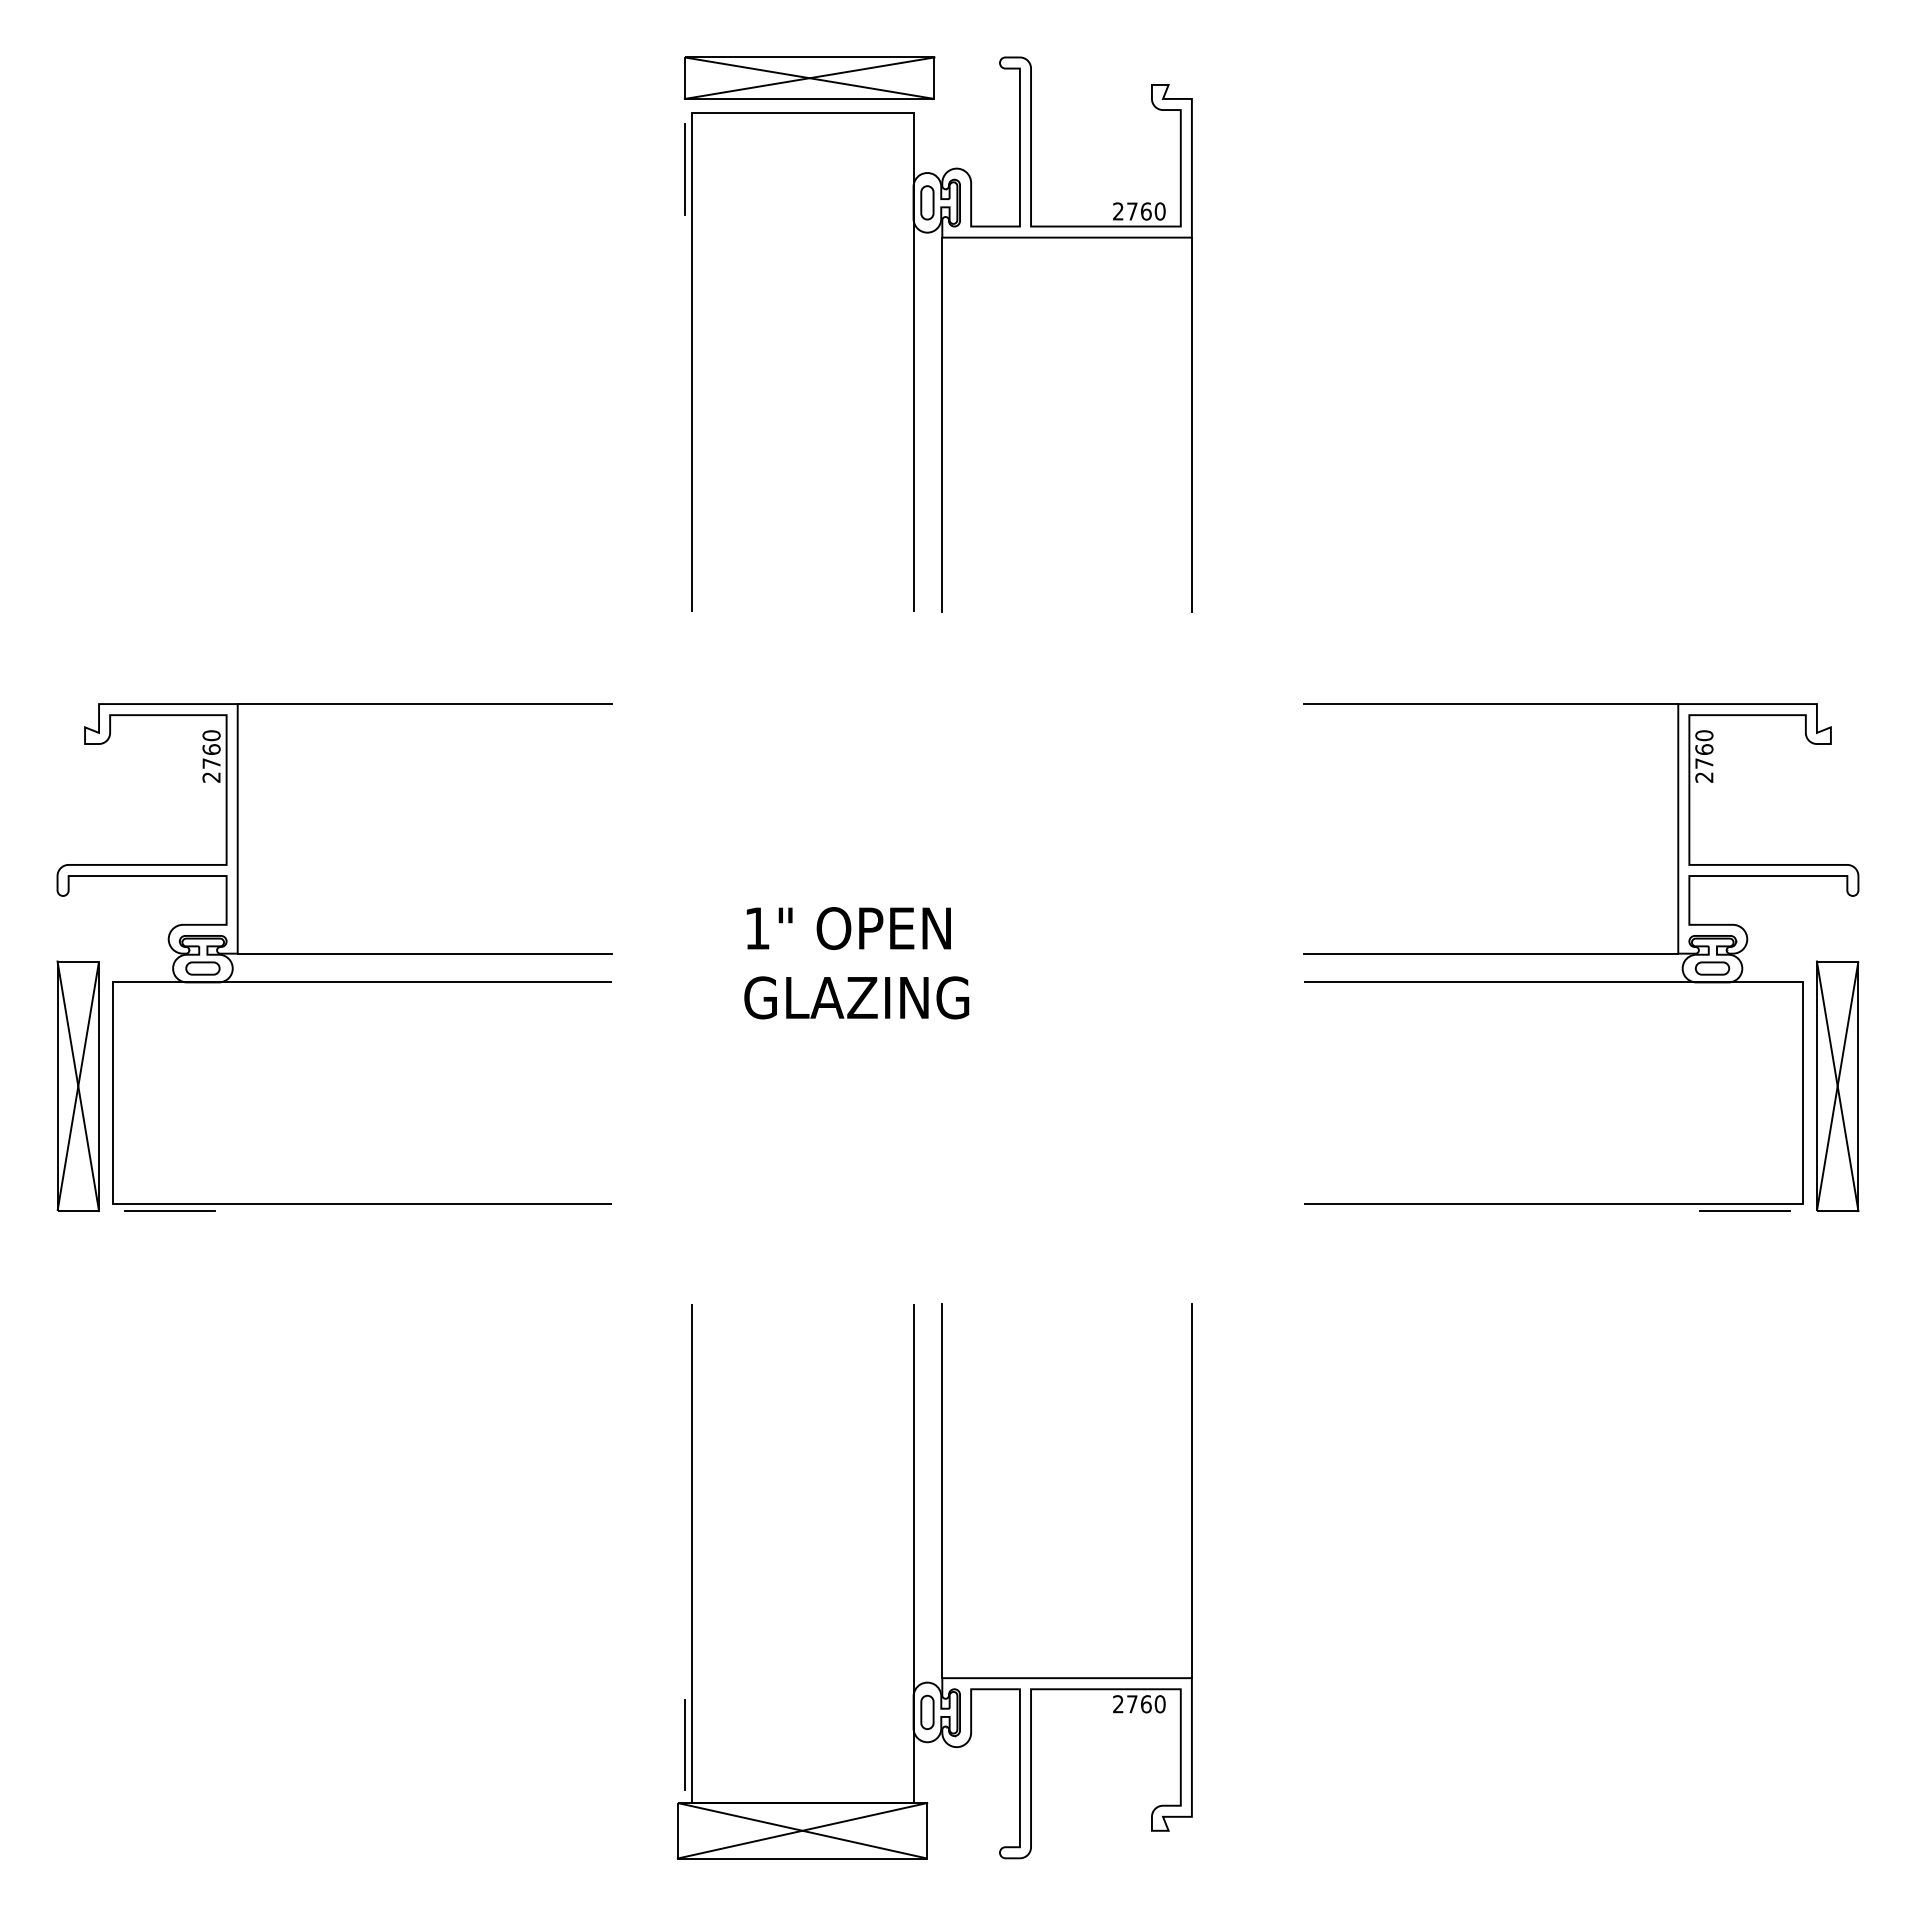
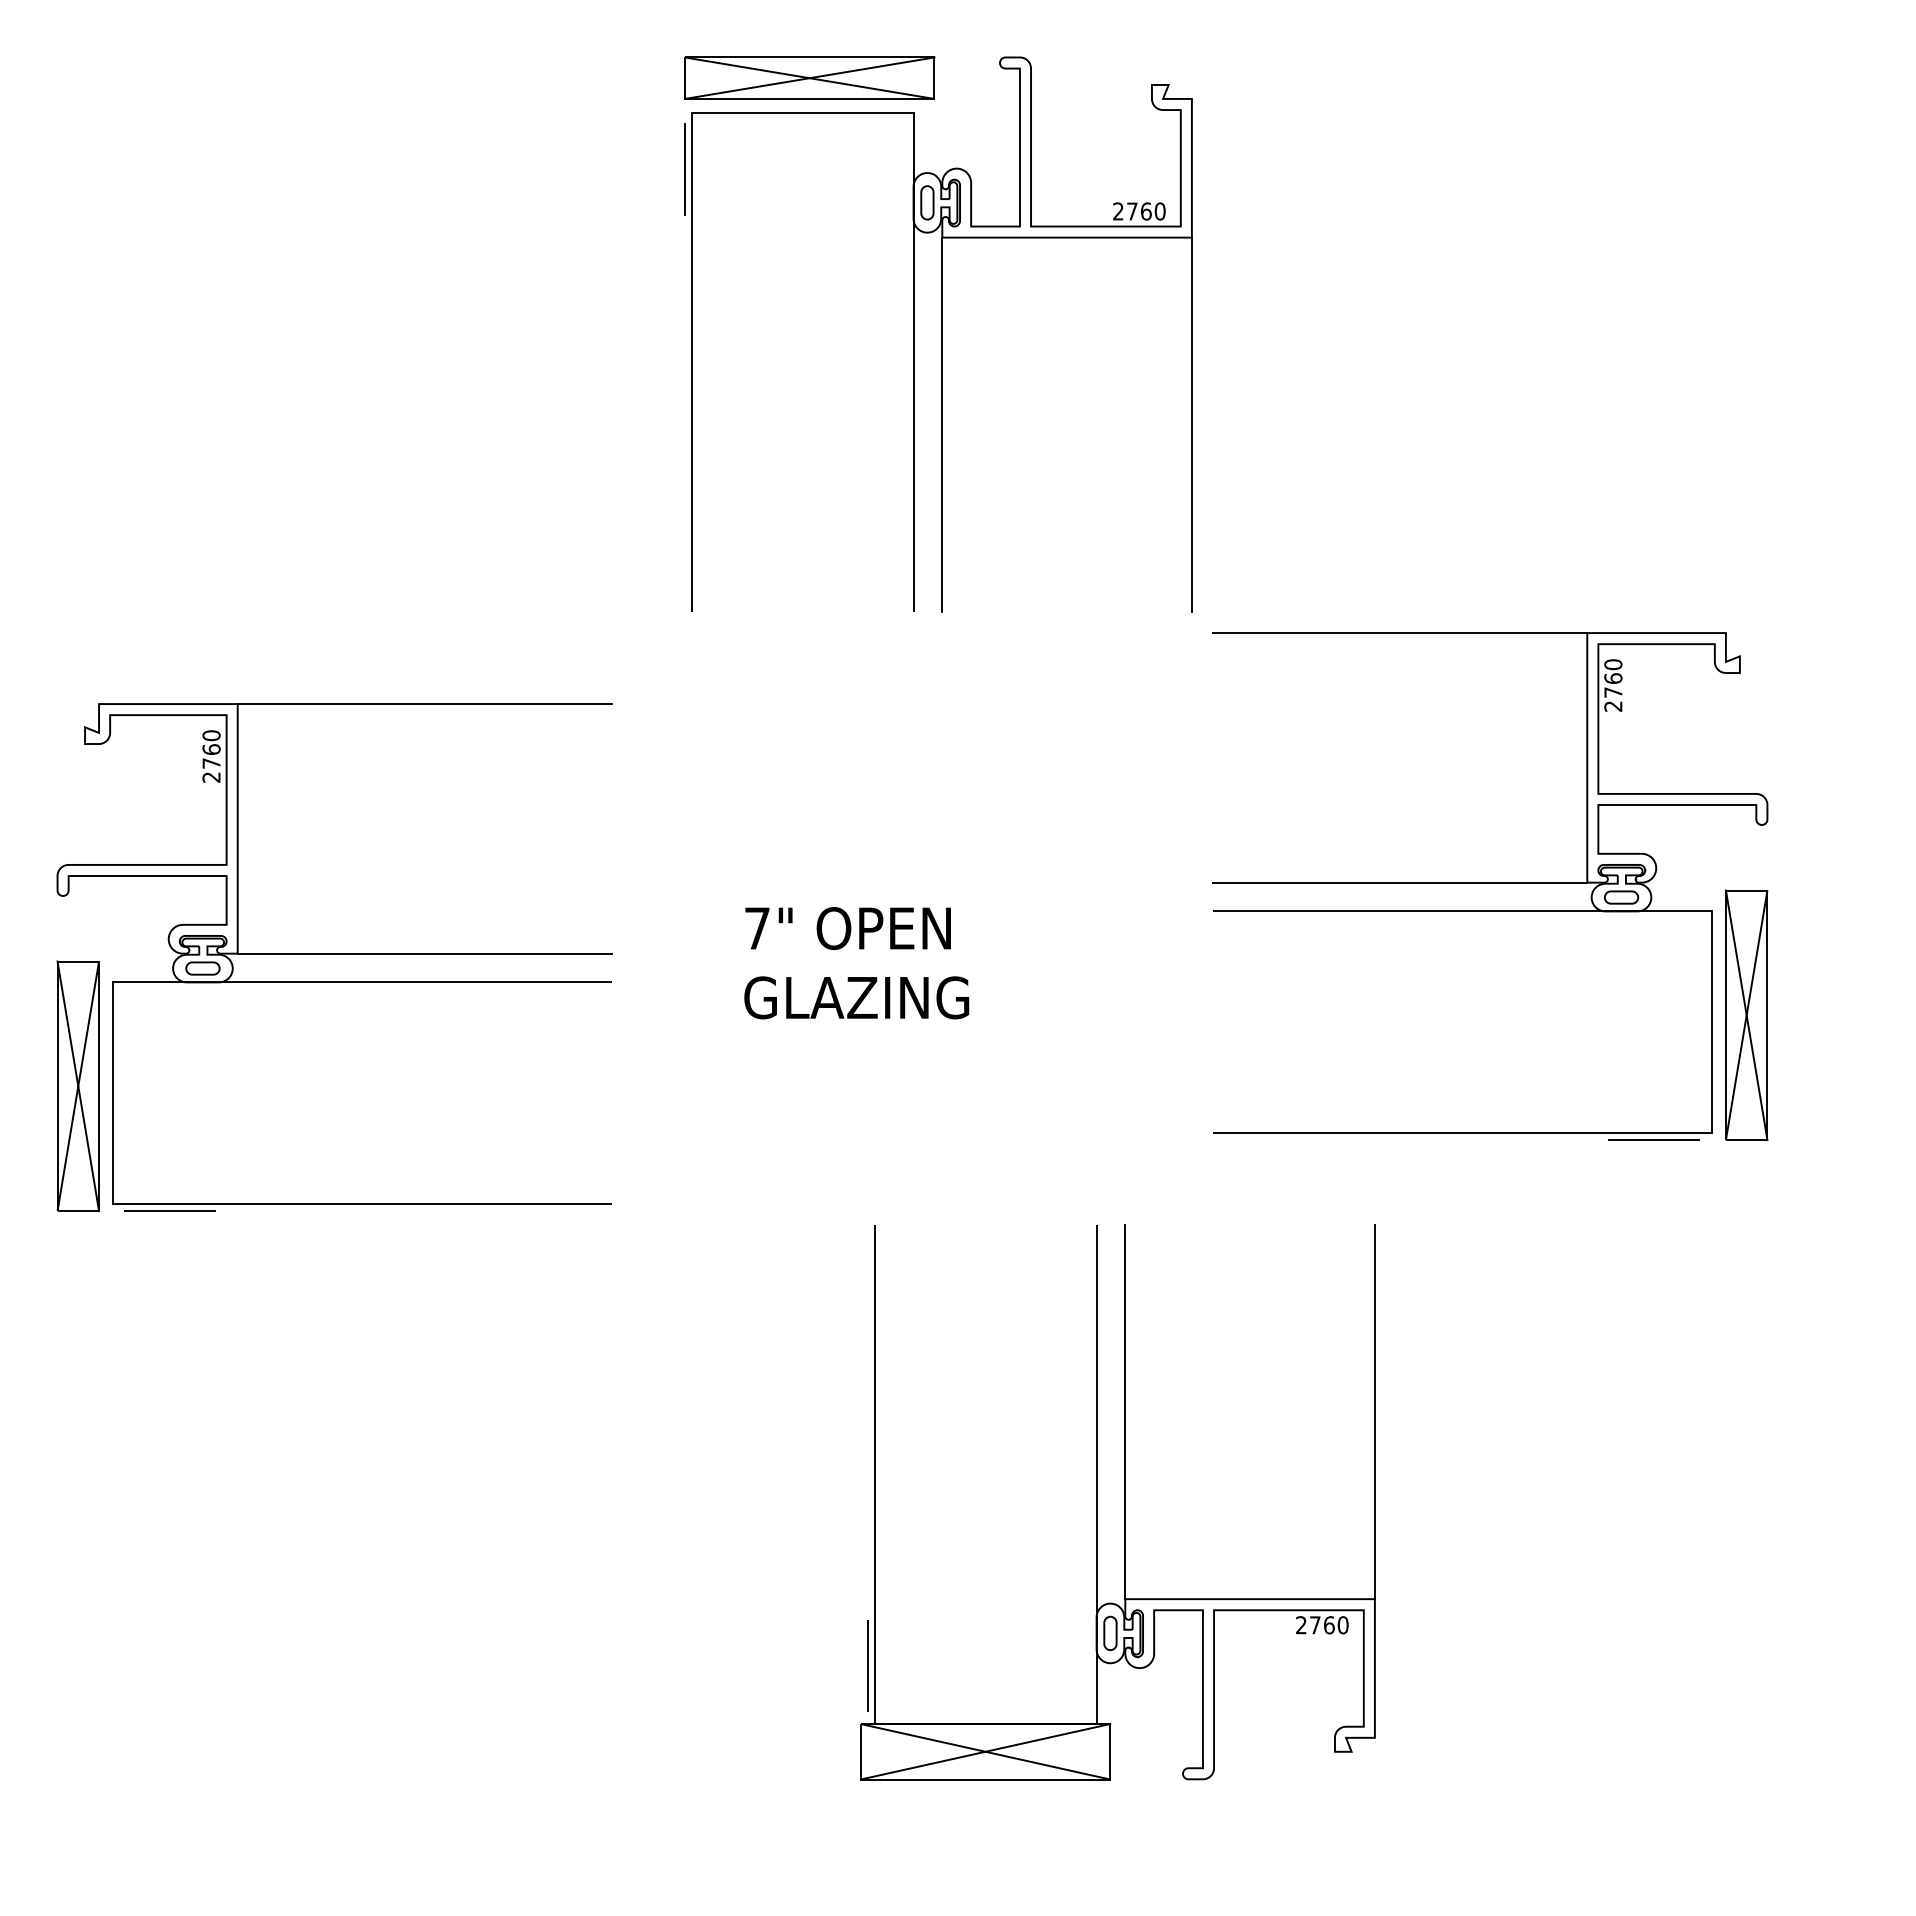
text: 1" -> 7" (757, 928)
part position: (1581, 957) -> (1490, 886) (1490, 886)
part position: (941, 1581) -> (1124, 1502) (1124, 1502)
